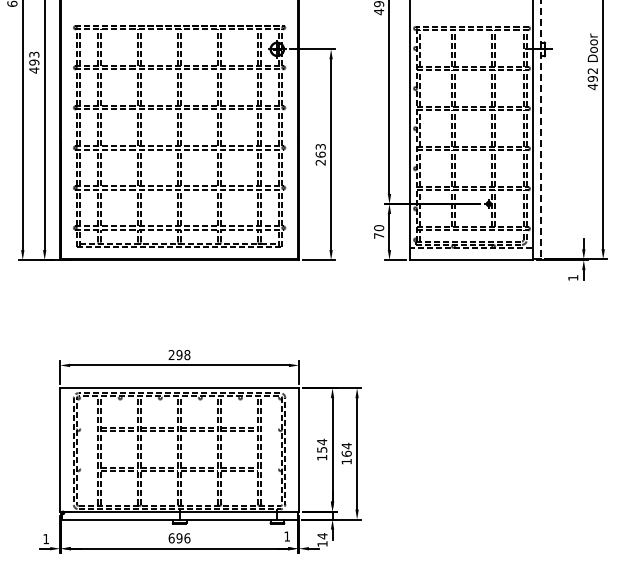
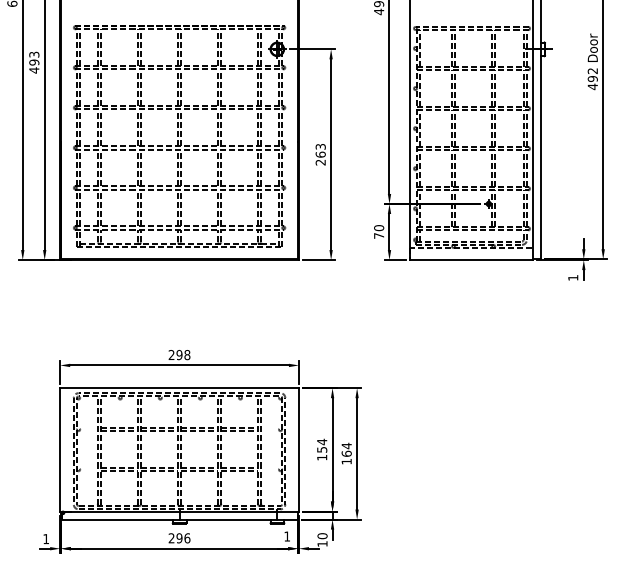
line: dashed -> solid (540, 130)
text: 14 -> 10 (322, 536)
text: 696 -> 296 (171, 538)
